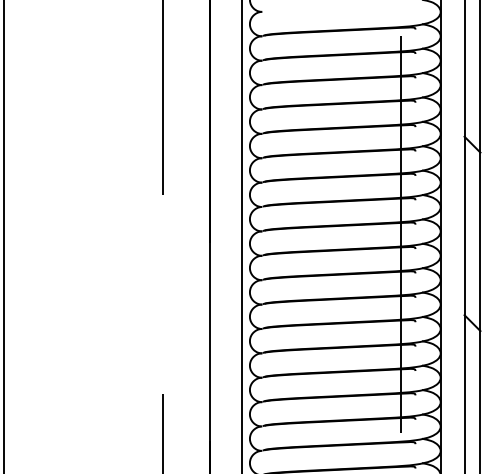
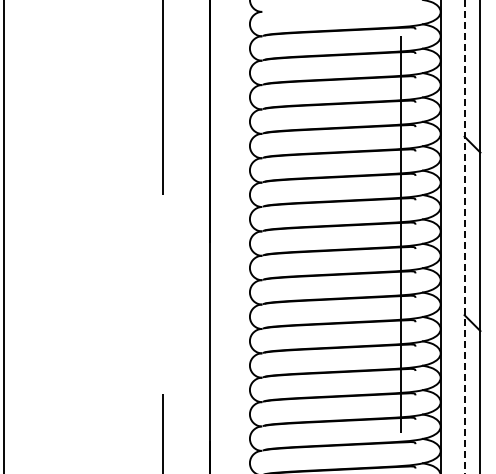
line: present -> none (242, 236)
line: solid -> dashed (464, 236)
